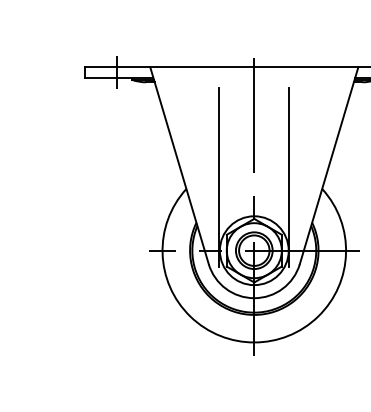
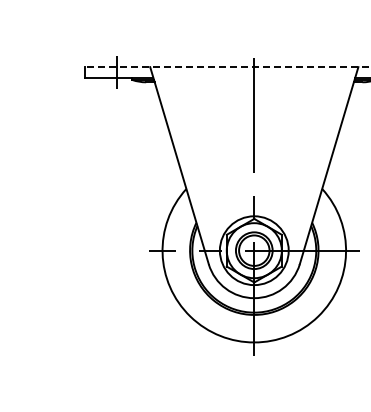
line: solid -> dashed (227, 67)
line: present -> none (219, 176)
line: present -> none (289, 176)
